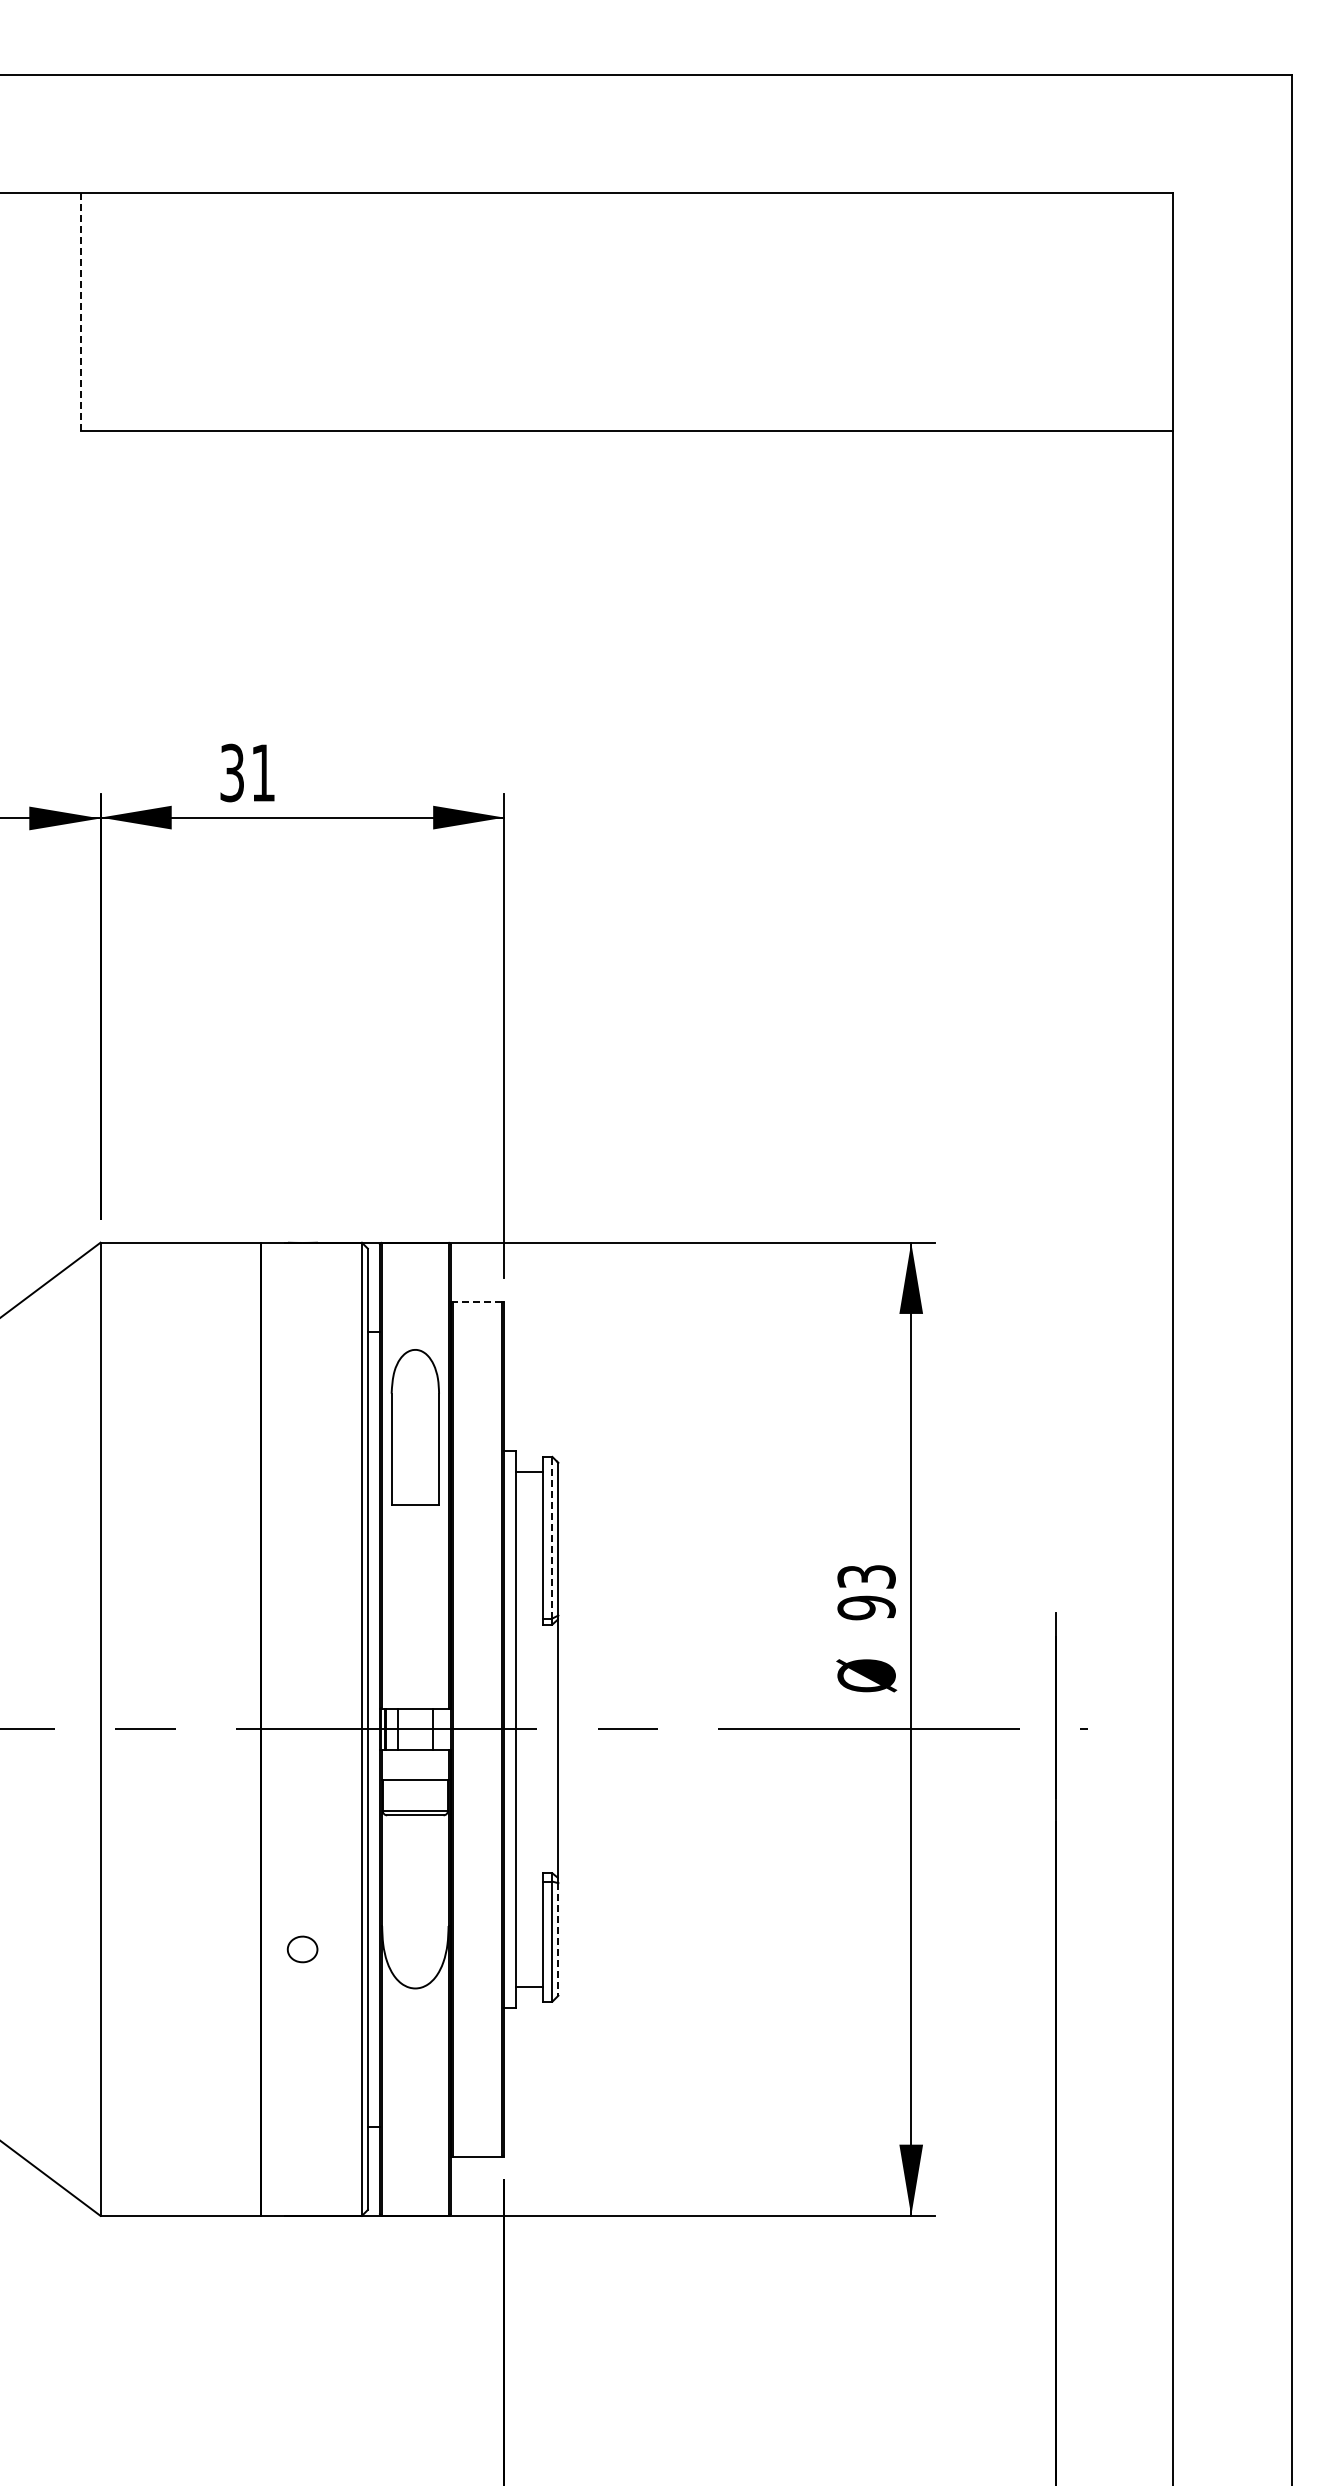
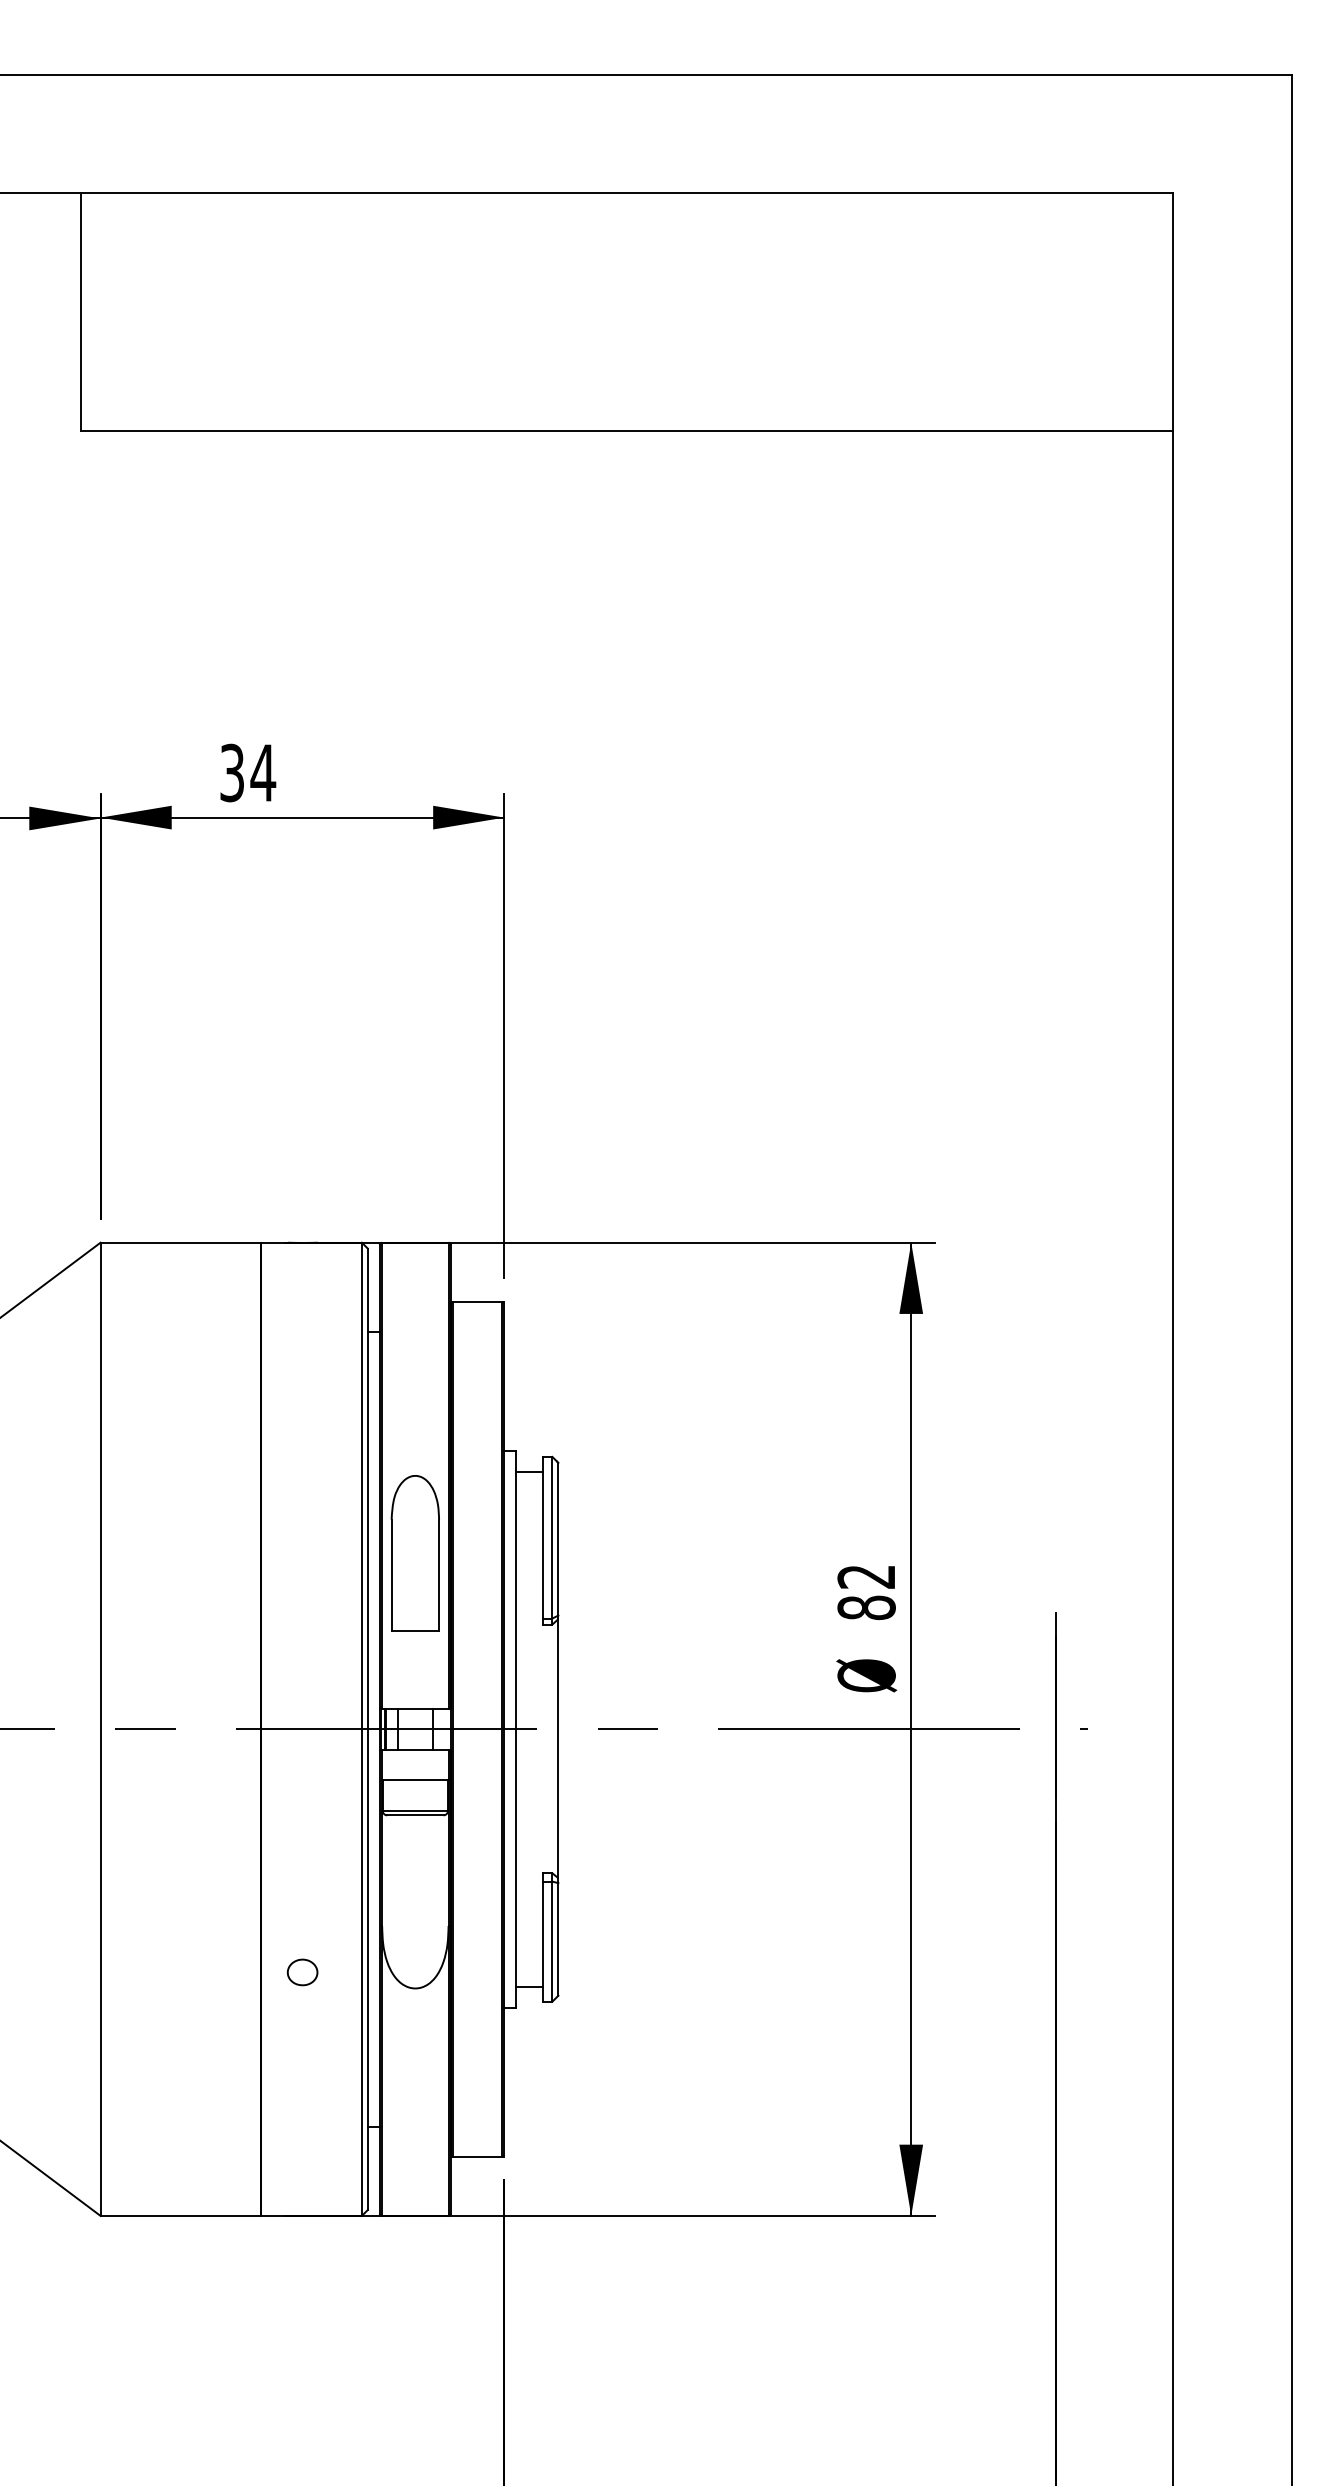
line: dashed -> solid (81, 311)
text: 31 -> 34 (263, 772)
line: dashed -> solid (477, 1302)
part position: (414, 1427) -> (414, 1553) (414, 1553)
line: dashed -> solid (552, 1537)
text: 93 -> 82 (866, 1592)
line: dashed -> solid (558, 1939)
part position: (302, 1949) -> (302, 1972) (302, 1972)
